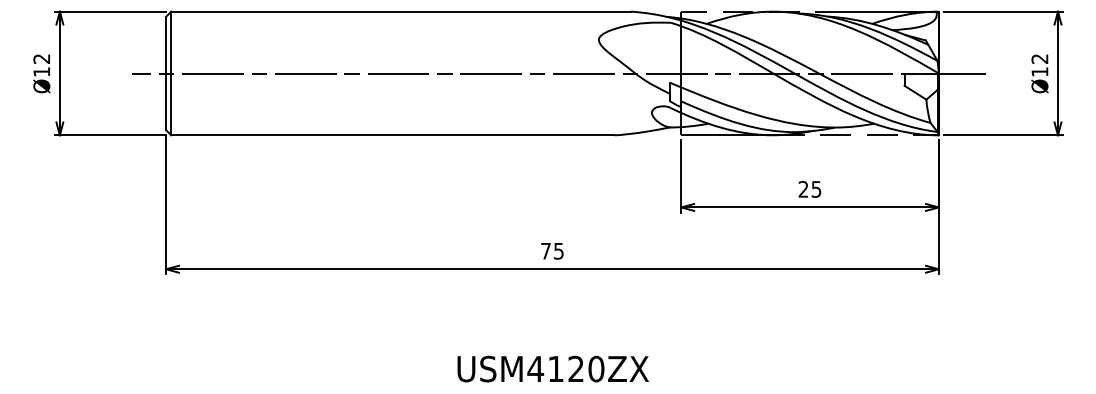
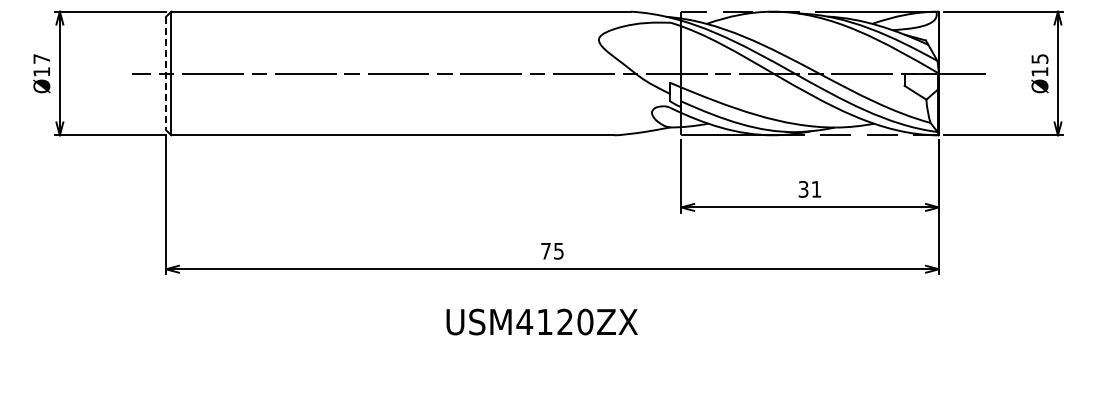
text: Ø12 -> Ø17 (41, 58)
text: Ø12 -> Ø15 (1039, 58)
line: solid -> dashed (166, 73)
text: 25 -> 31 (809, 189)
text position: (552, 368) -> (541, 321) (541, 321)
